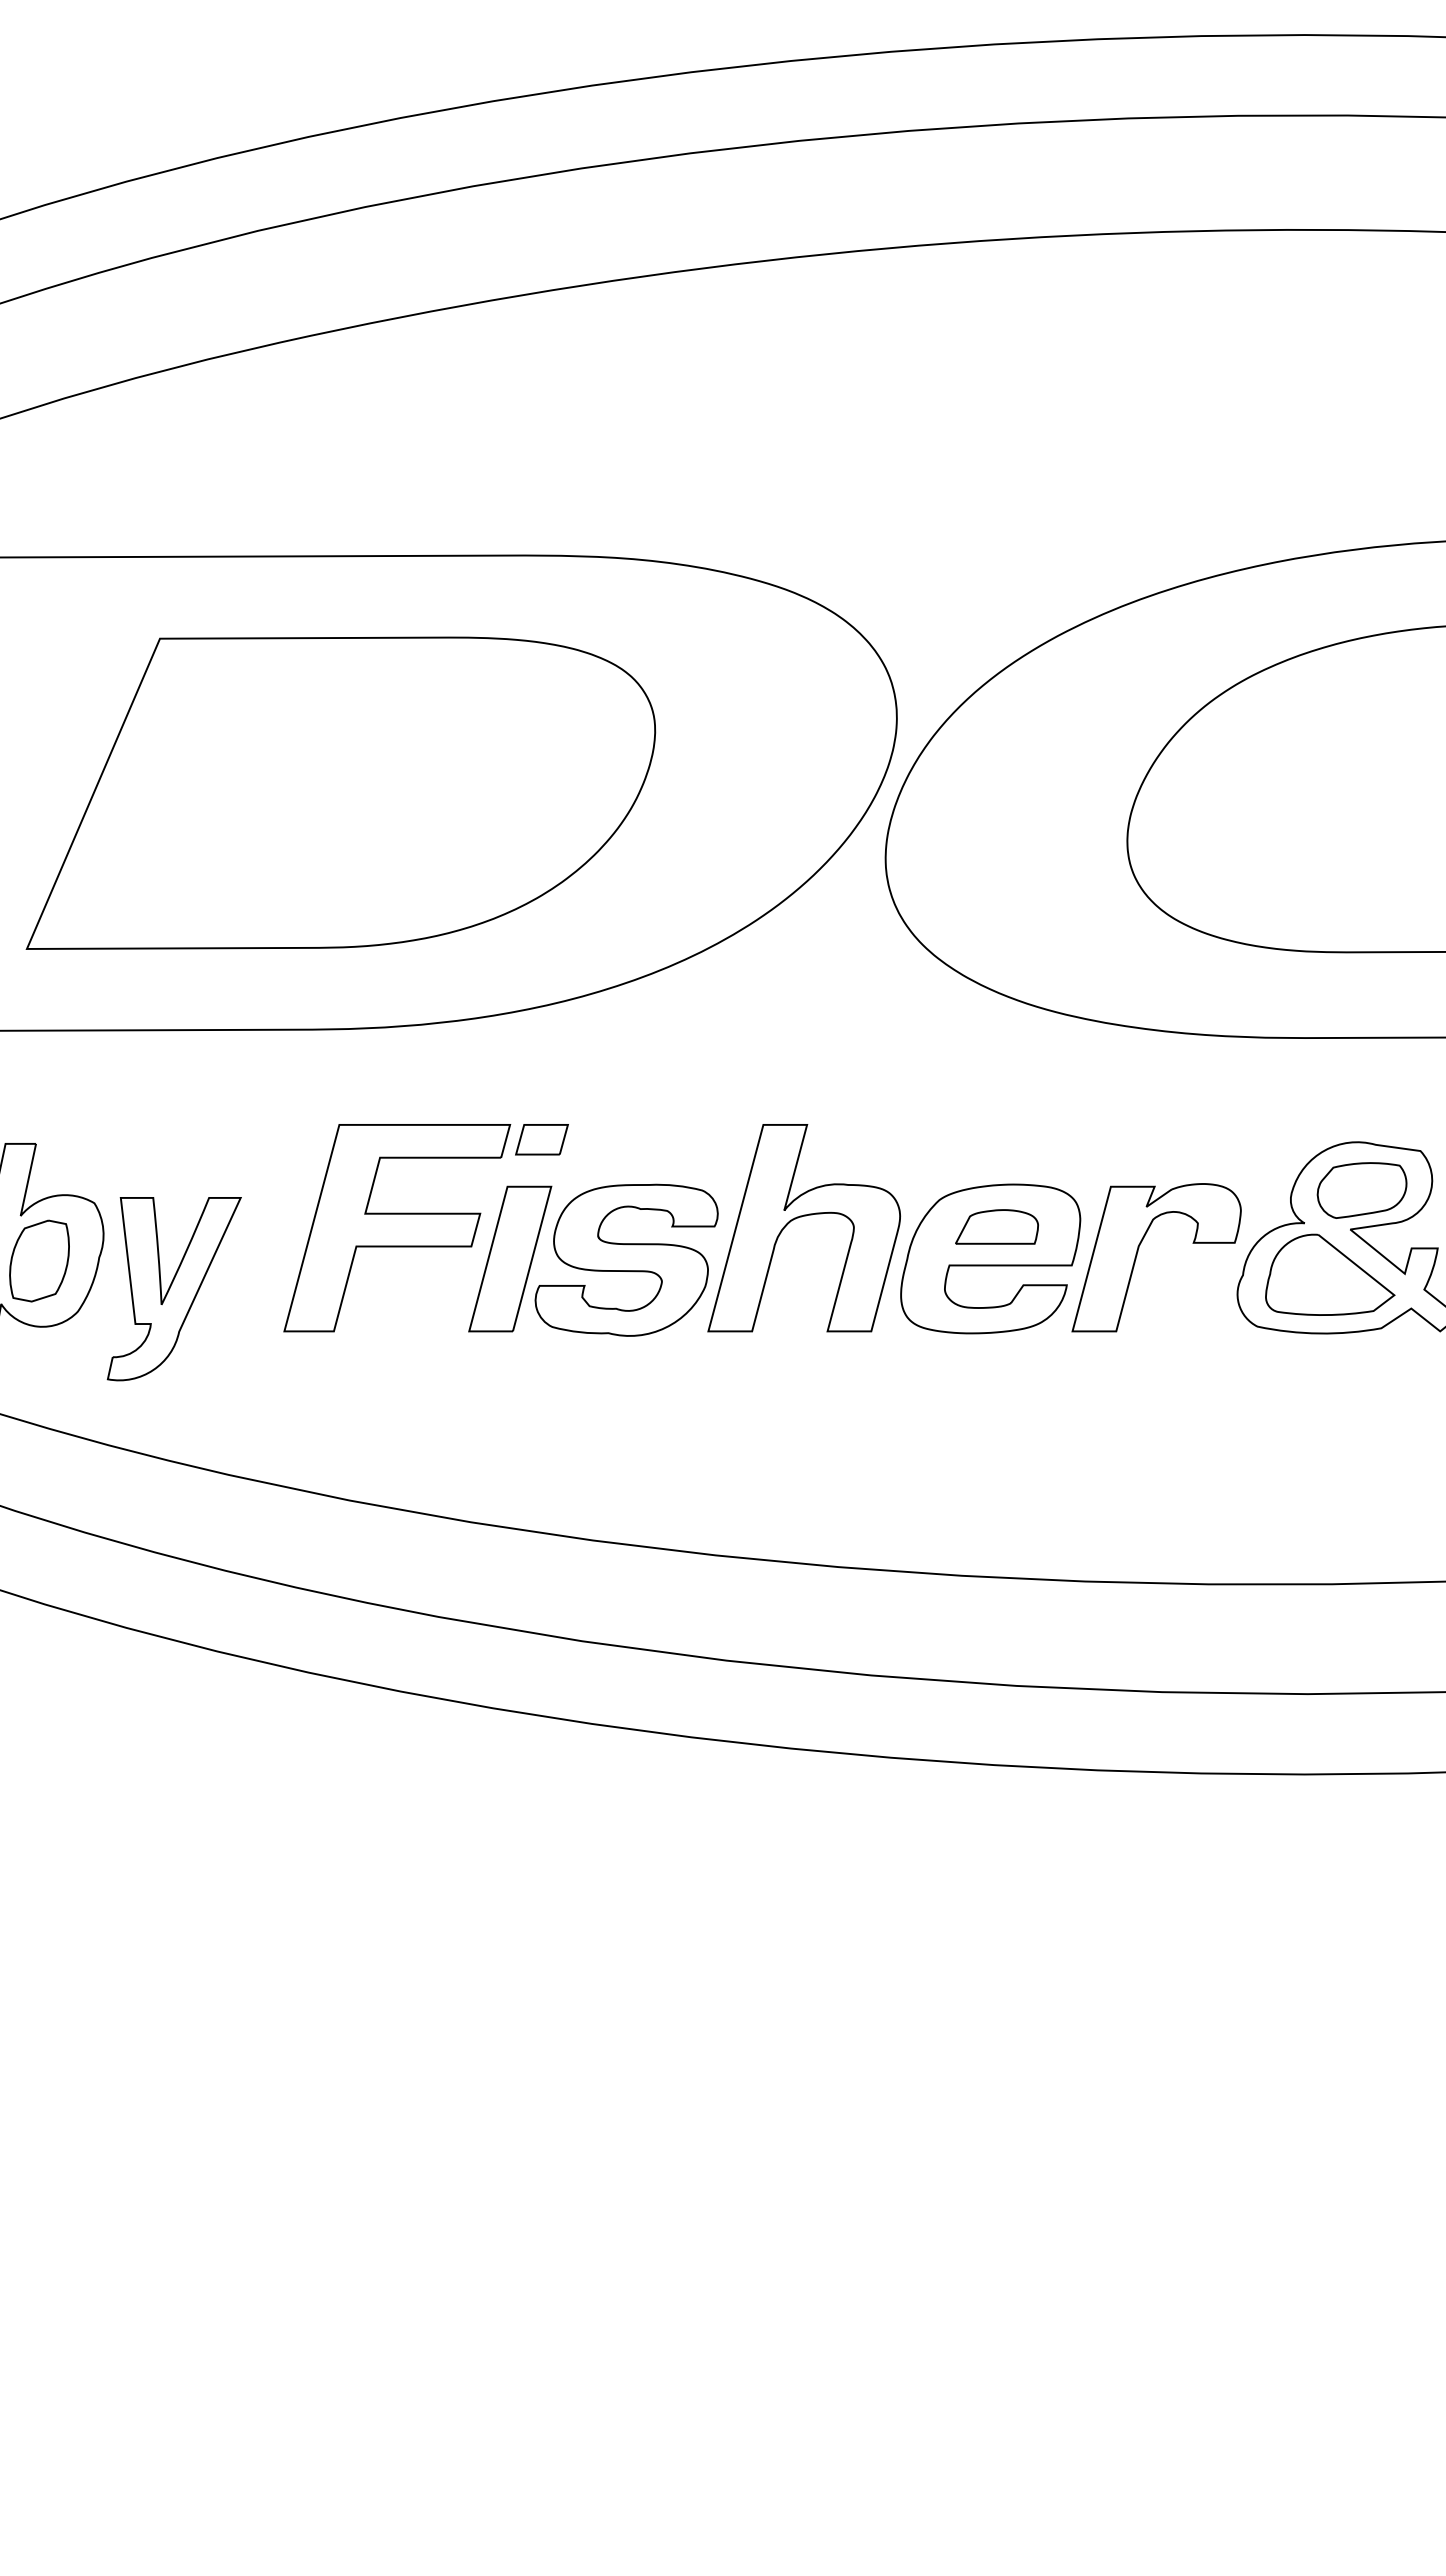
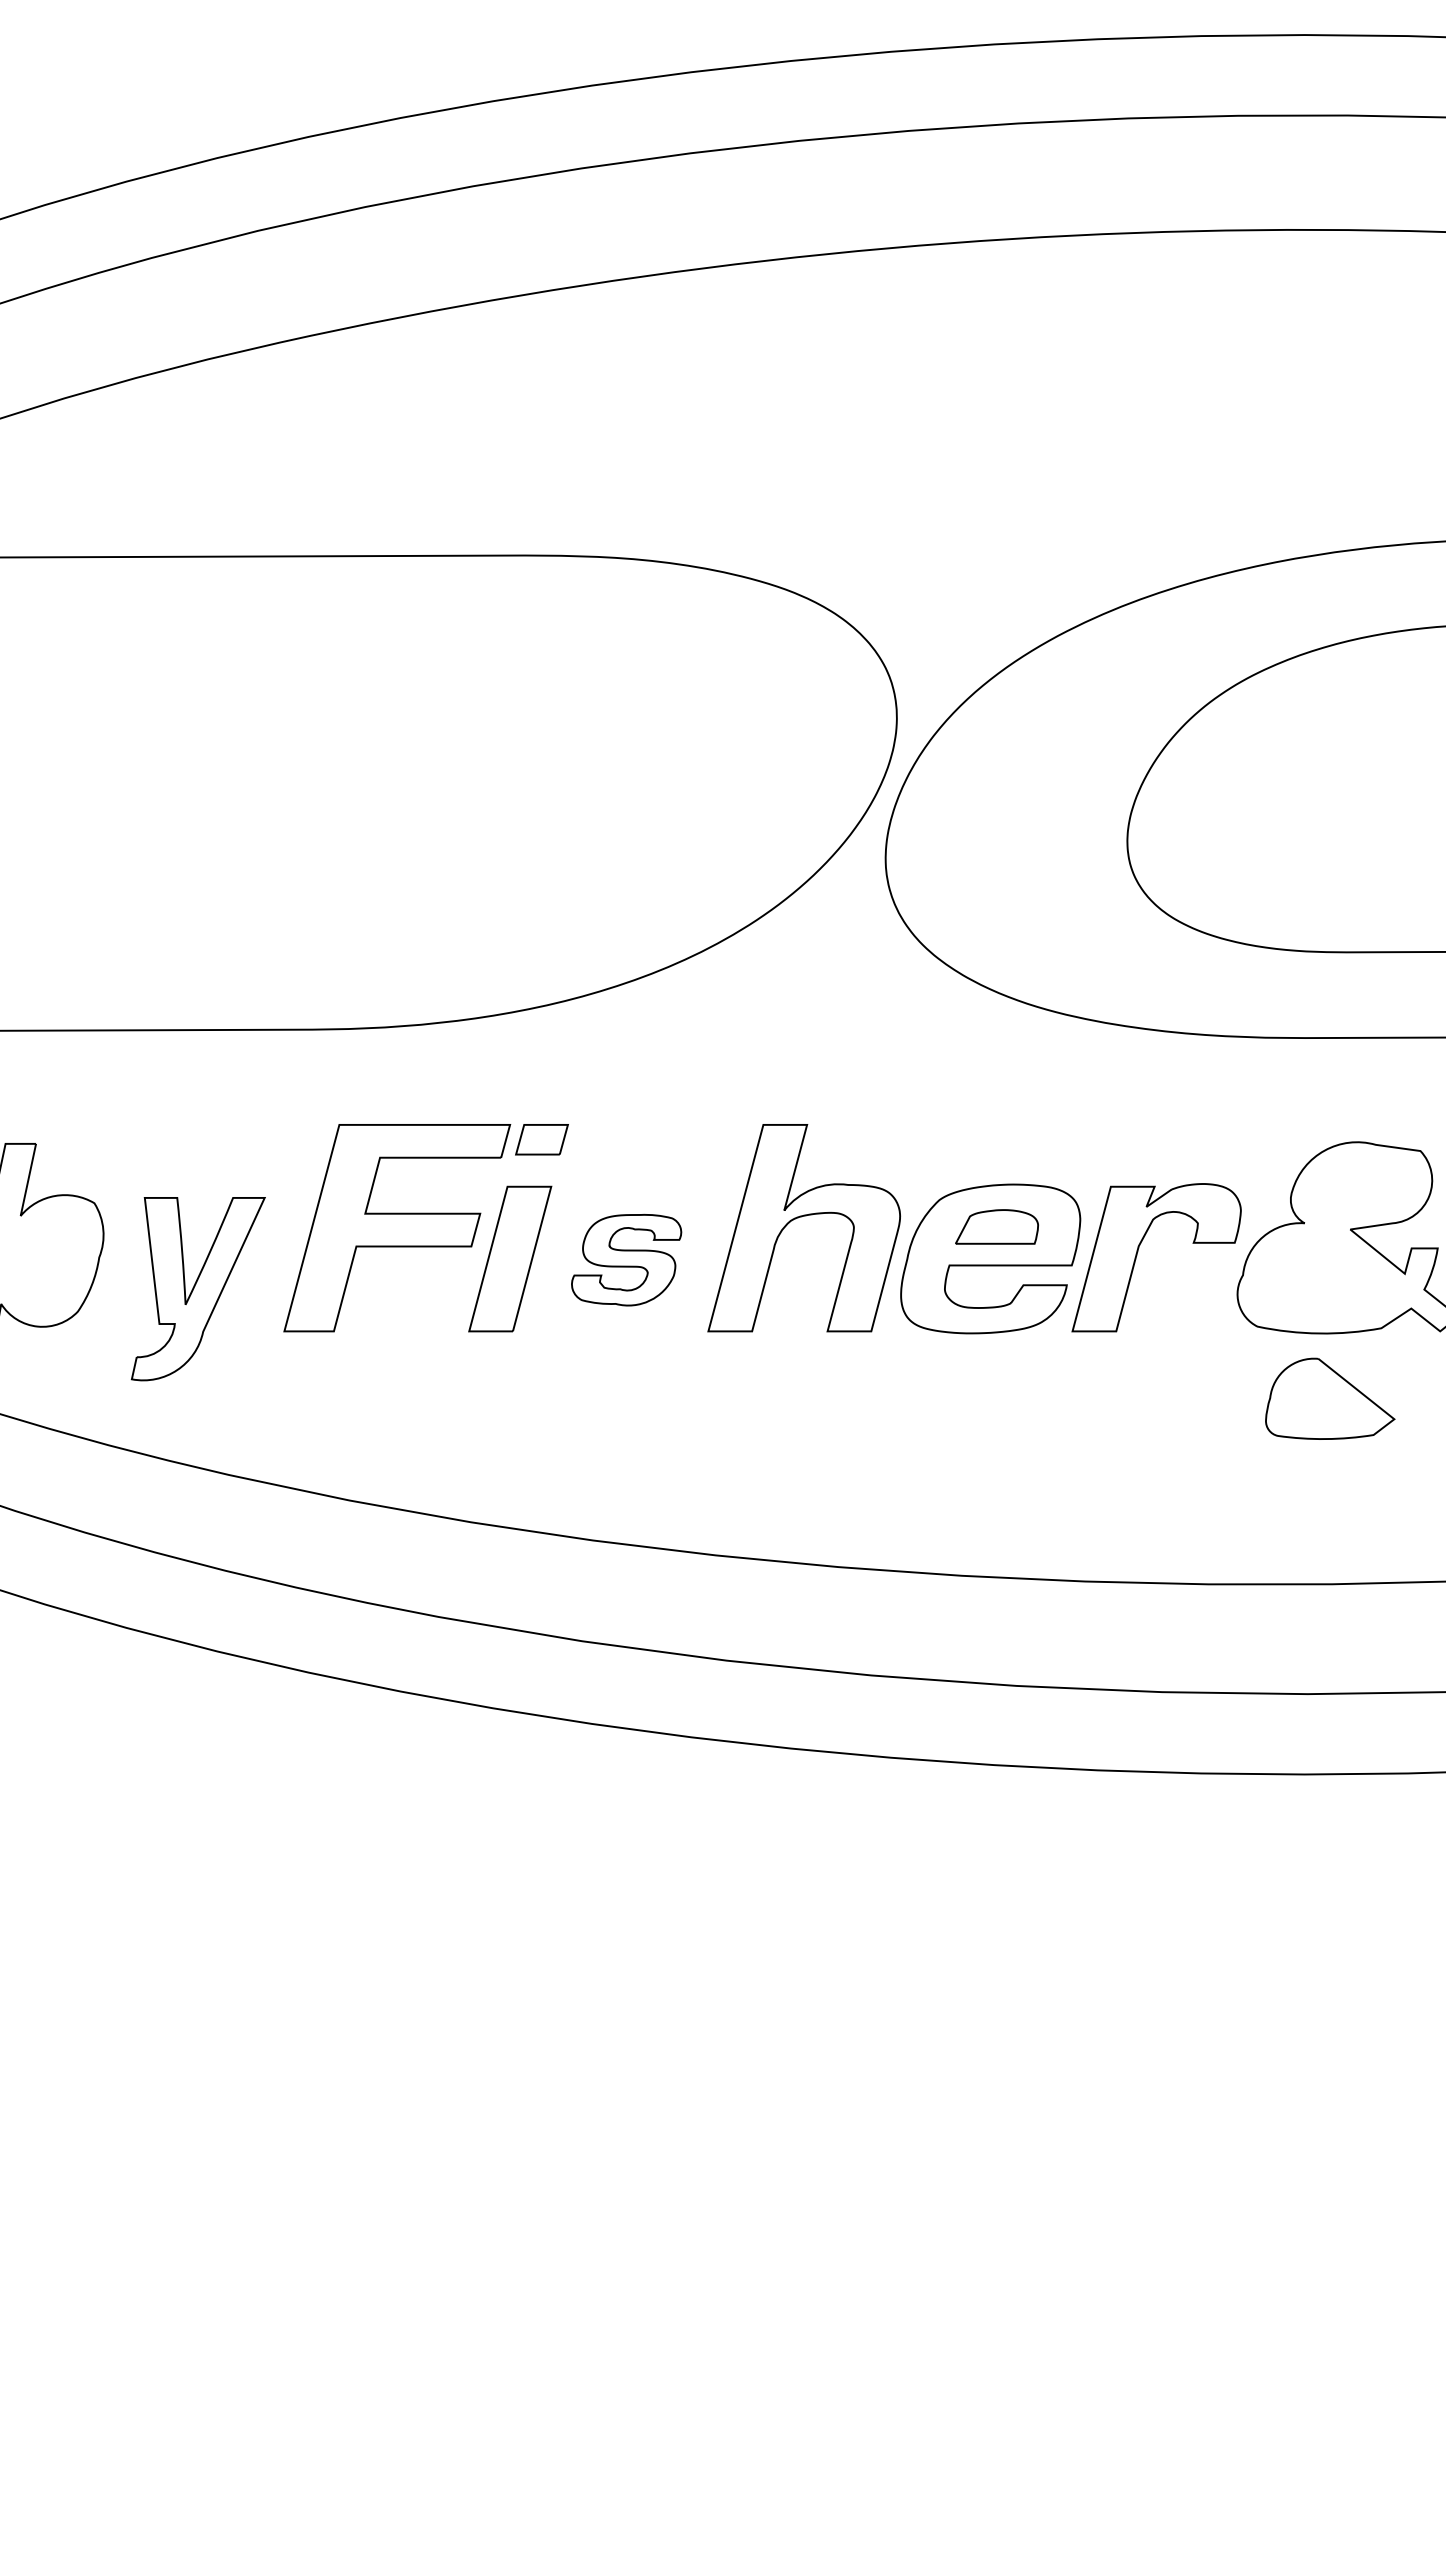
part: present -> none (340, 792)
part: present -> none (1361, 1190)
part size: 185x154 px -> 112x93 px (626, 1260)
part: present -> none (39, 1260)
part position: (1330, 1274) -> (1330, 1398) (1330, 1398)
part position: (173, 1289) -> (197, 1289) (197, 1289)
